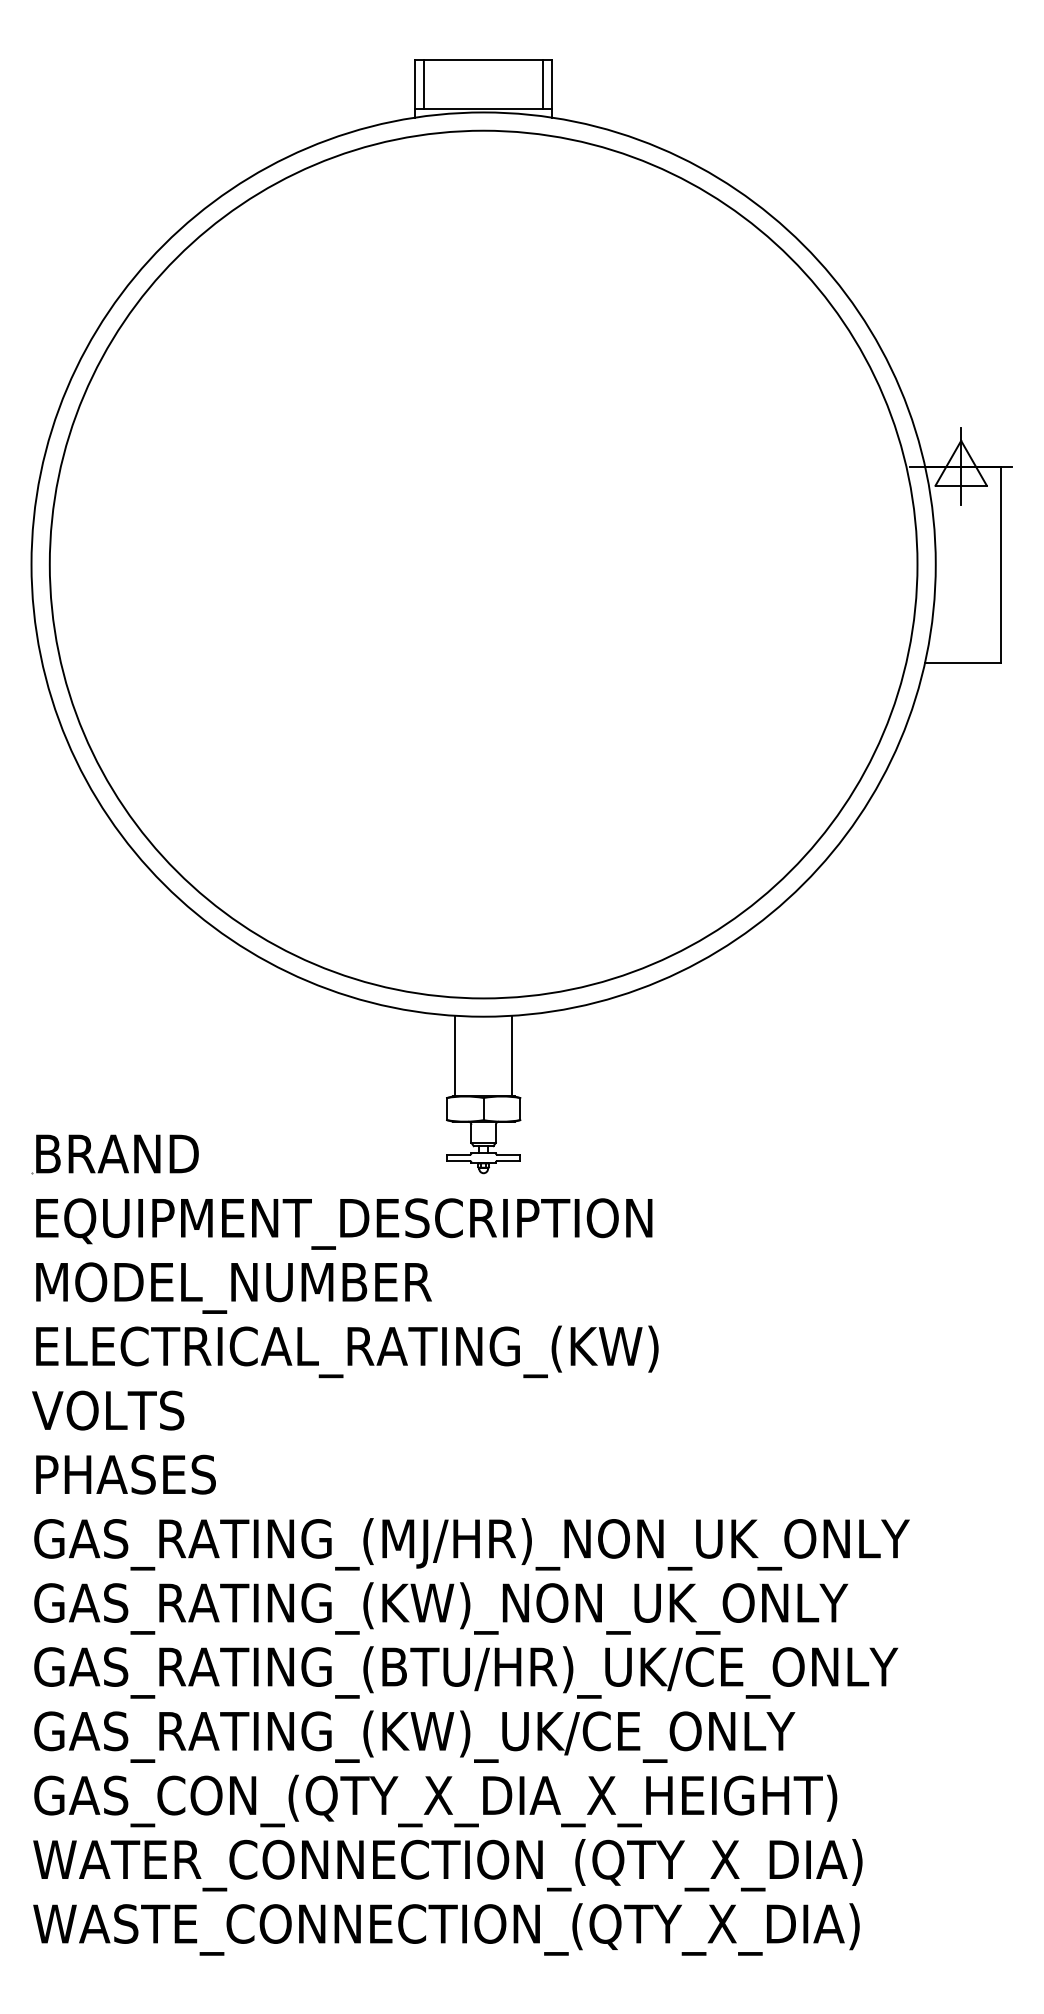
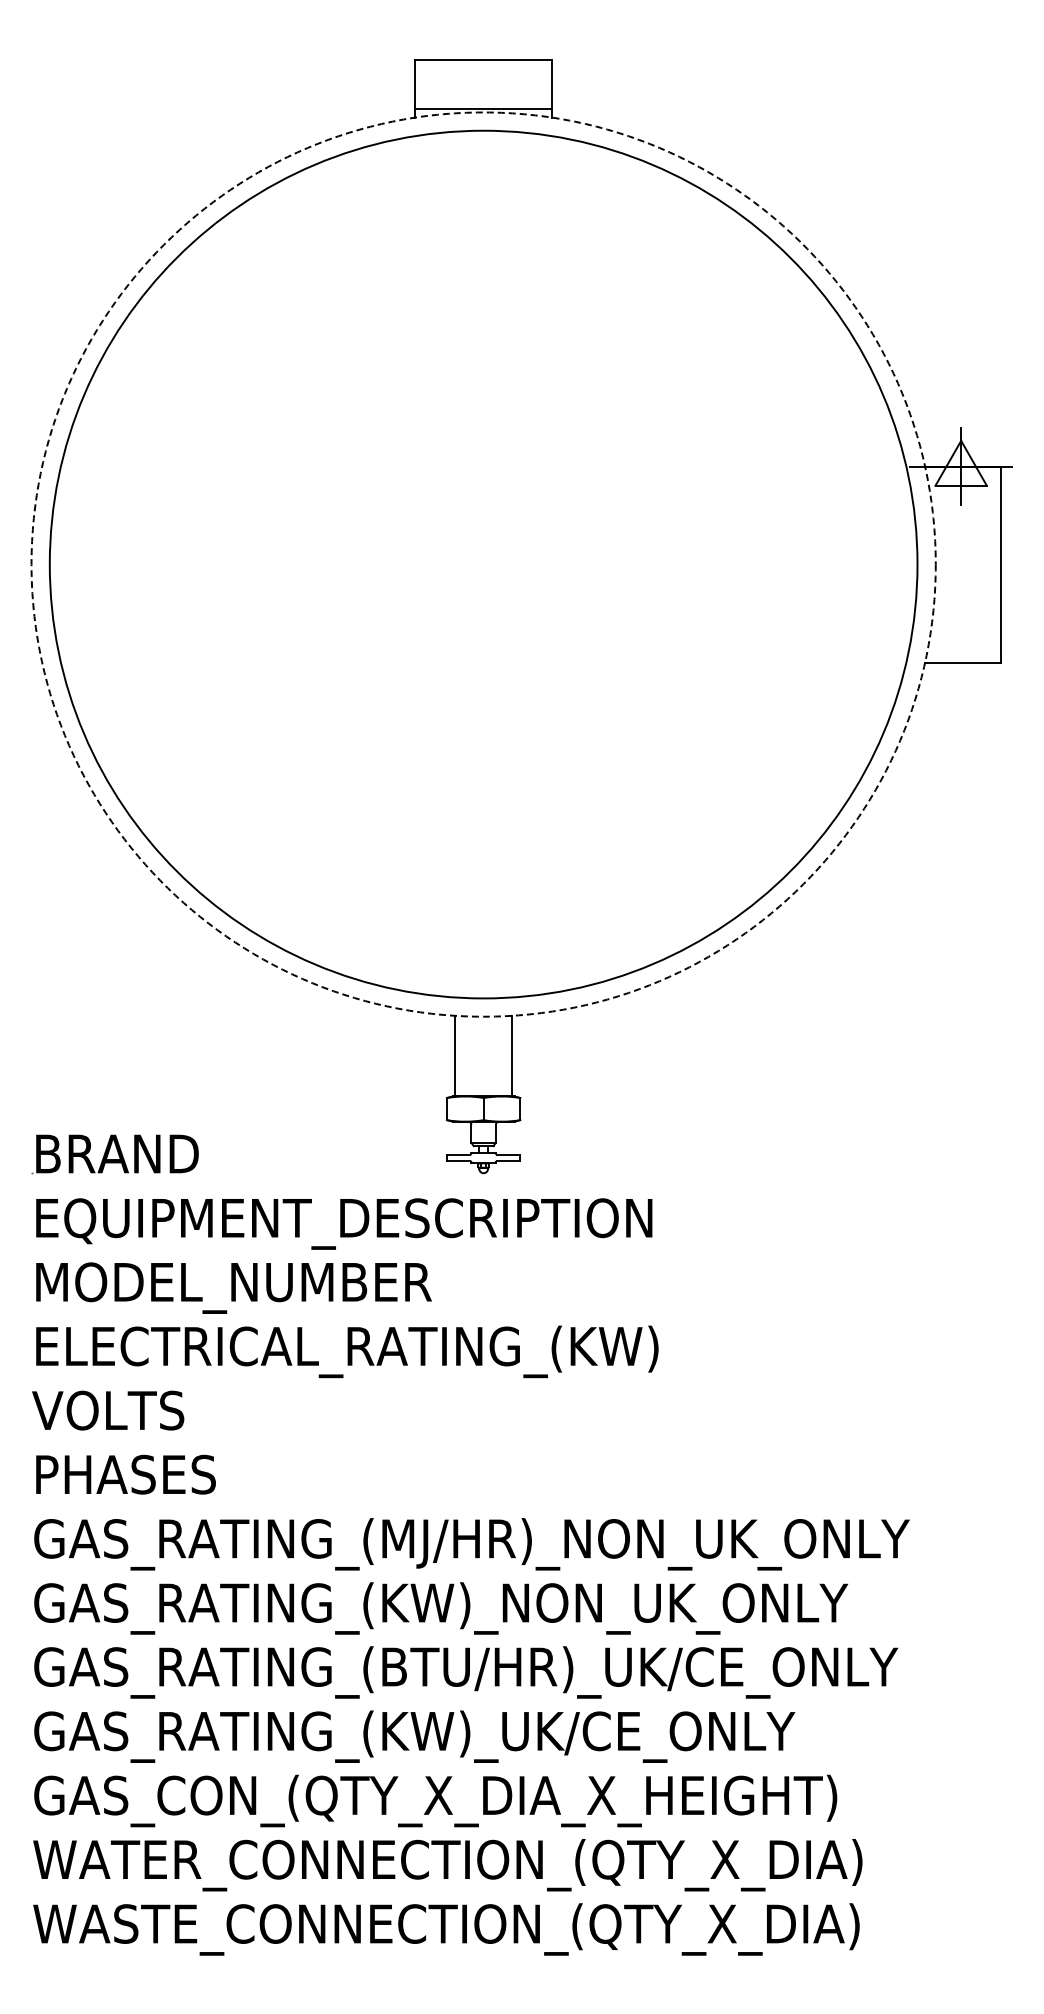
line: present -> none (424, 84)
line: present -> none (543, 84)
circle: solid -> dashed (483, 564)
